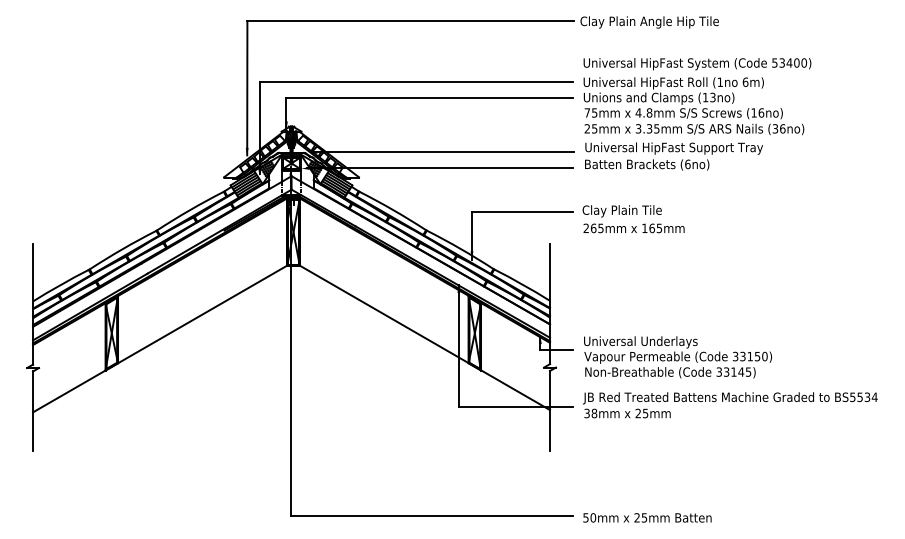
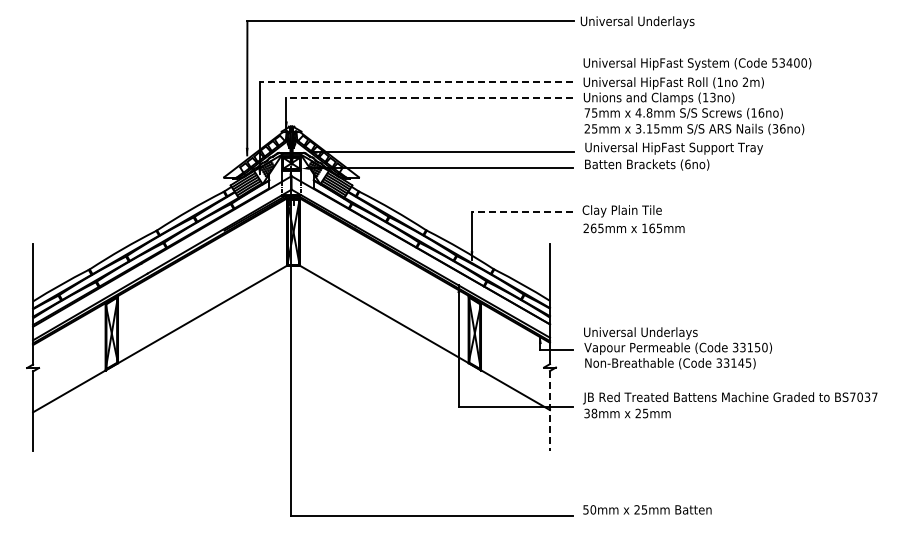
text: Clay Plain Angle Hip Tile -> Universal Underlays (649, 22)
text: 6m) -> 2m) (745, 81)
line: solid -> dashed (415, 82)
line: solid -> dashed (428, 98)
text: 3.35mm -> 3.15mm (649, 128)
line: solid -> dashed (521, 212)
text position: (677, 357) -> (677, 348) (677, 348)
text: BS5534 -> BS7037 (863, 397)
line: solid -> dashed (550, 410)
text position: (647, 517) -> (647, 509) (647, 509)
